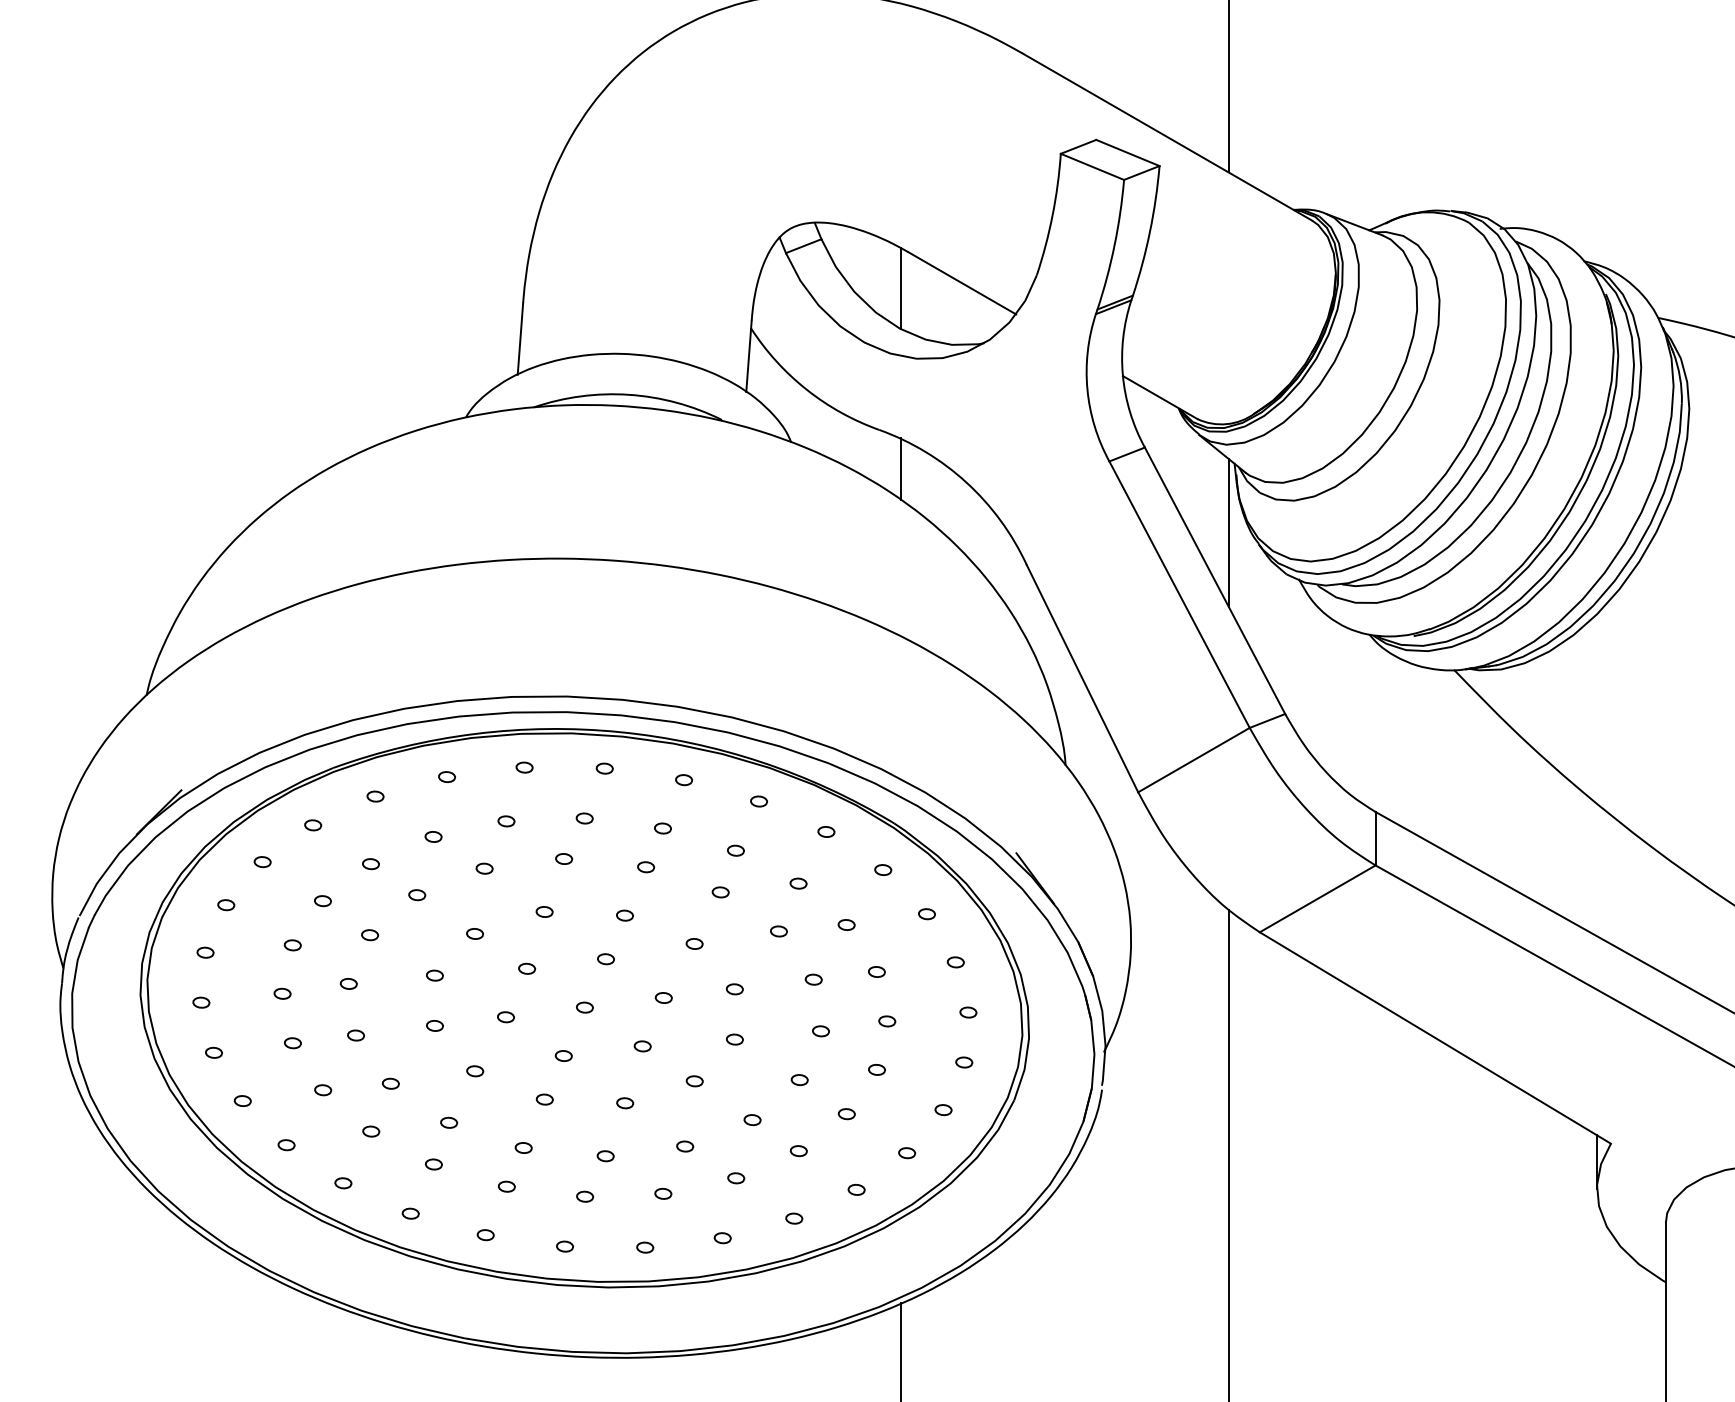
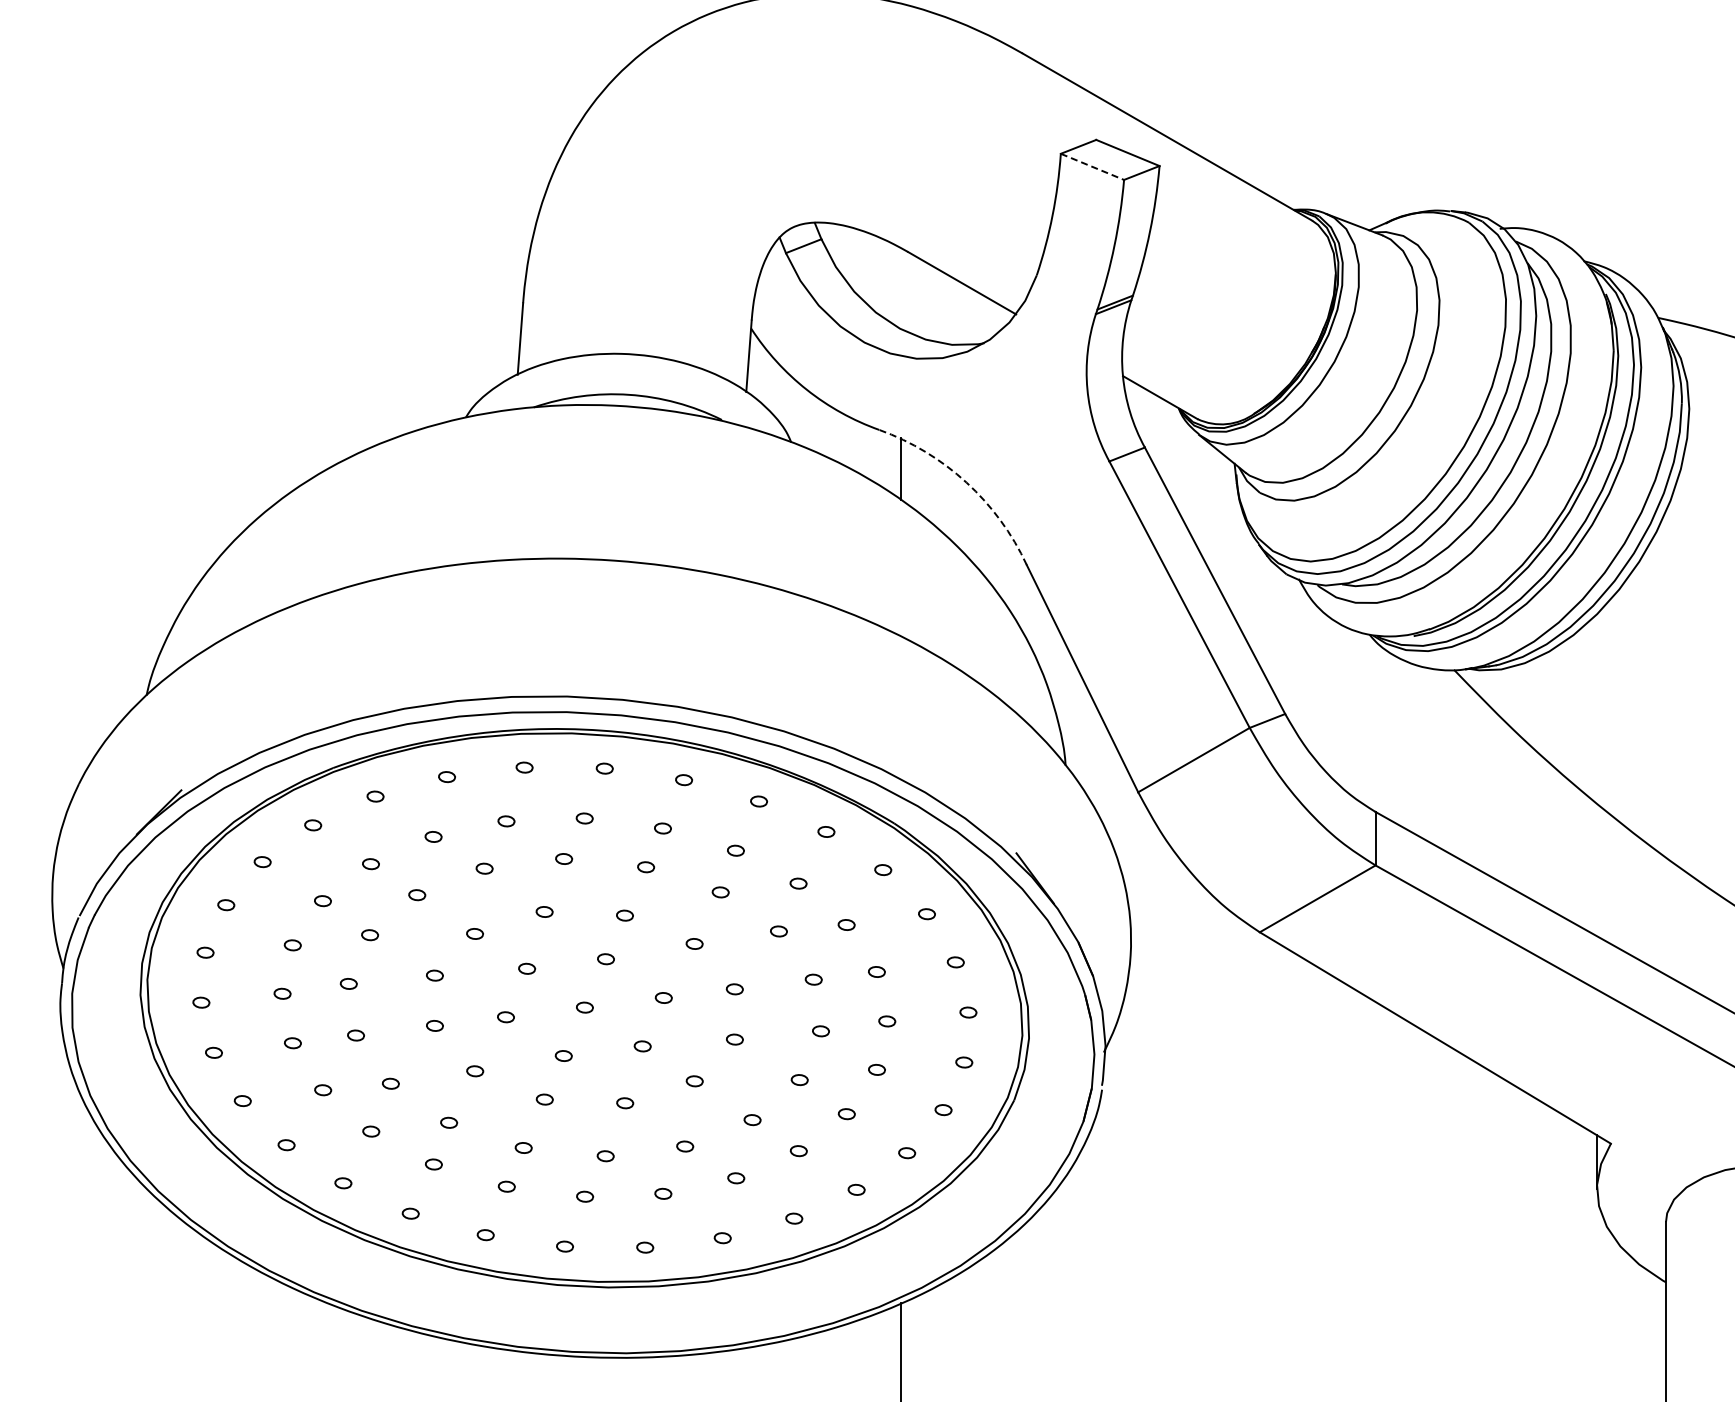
line: present -> none (1228, 87)
line: solid -> dashed (1092, 167)
line: present -> none (901, 288)
arc: solid -> dashed (966, 482)
line: present -> none (1228, 532)
line: present -> none (1228, 1153)
